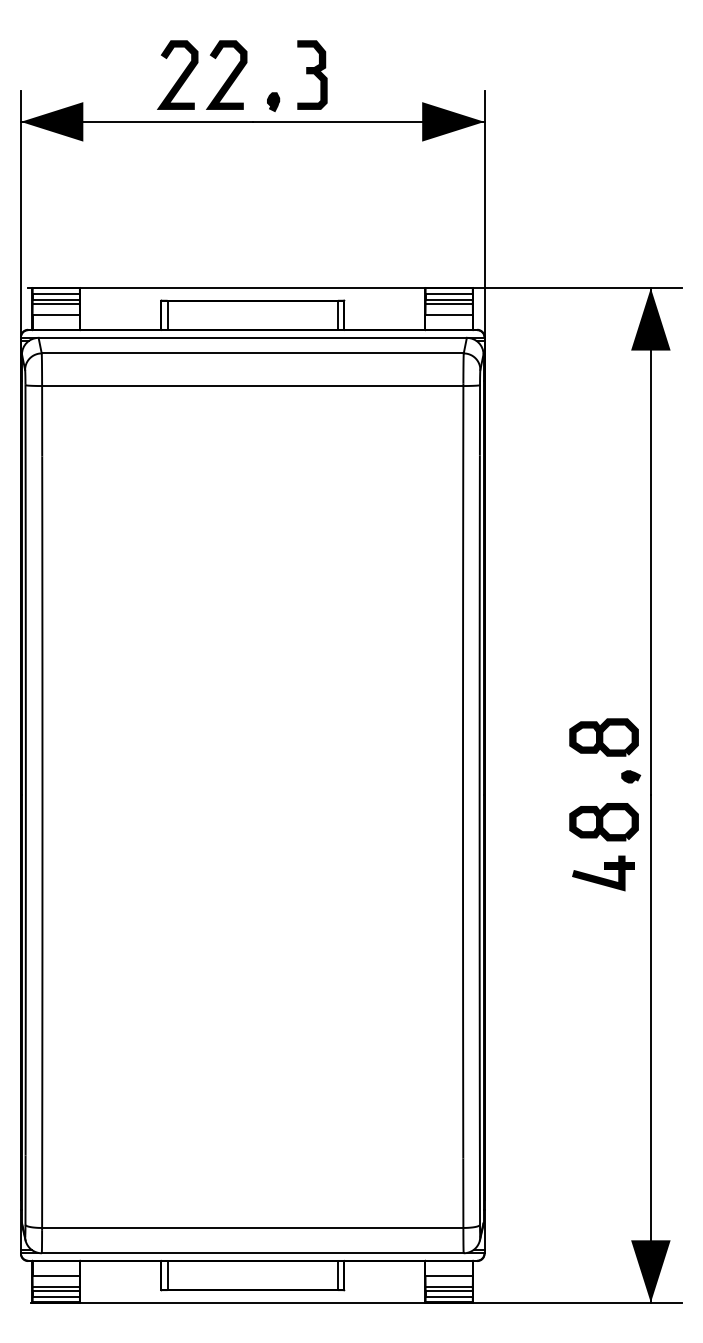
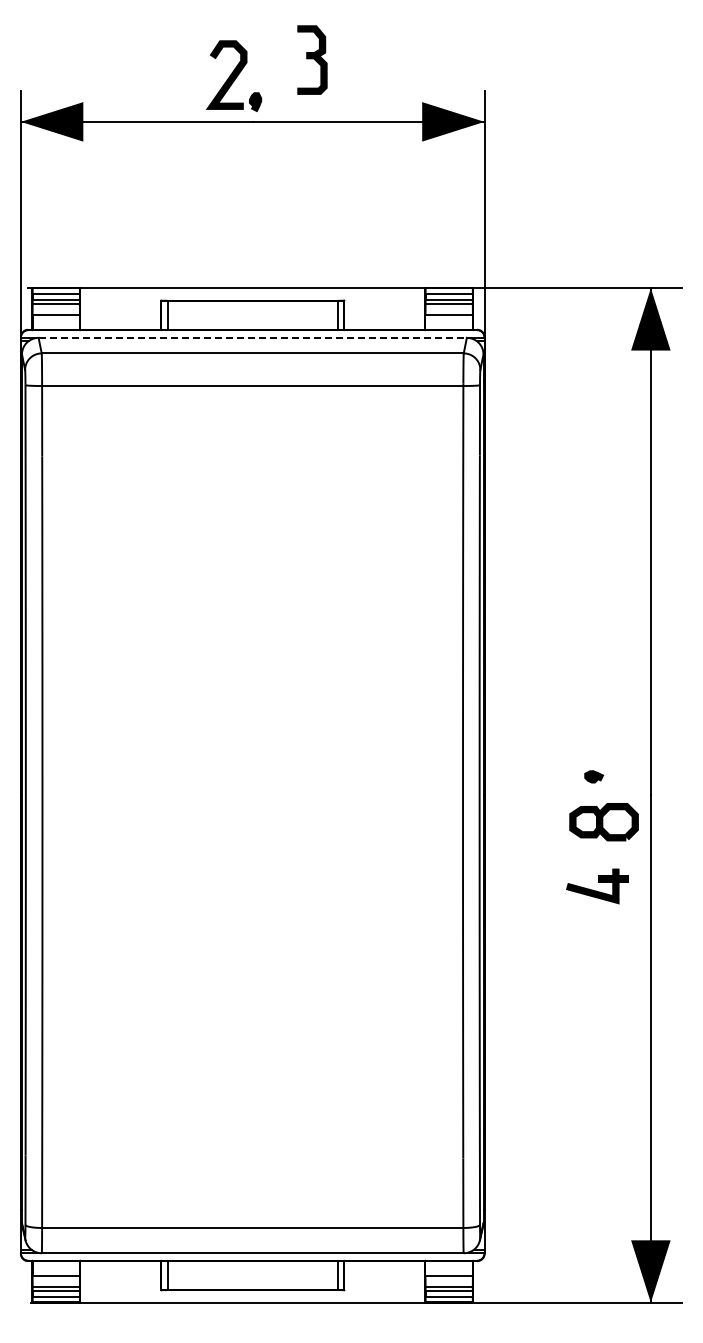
part position: (312, 74) -> (312, 59) (312, 59)
curve: present -> none (180, 75)
part position: (273, 102) -> (255, 102) (255, 102)
line: solid -> dashed (253, 337)
part: present -> none (603, 737)
part position: (631, 776) -> (594, 776) (594, 776)
part position: (603, 873) -> (597, 886) (597, 886)
